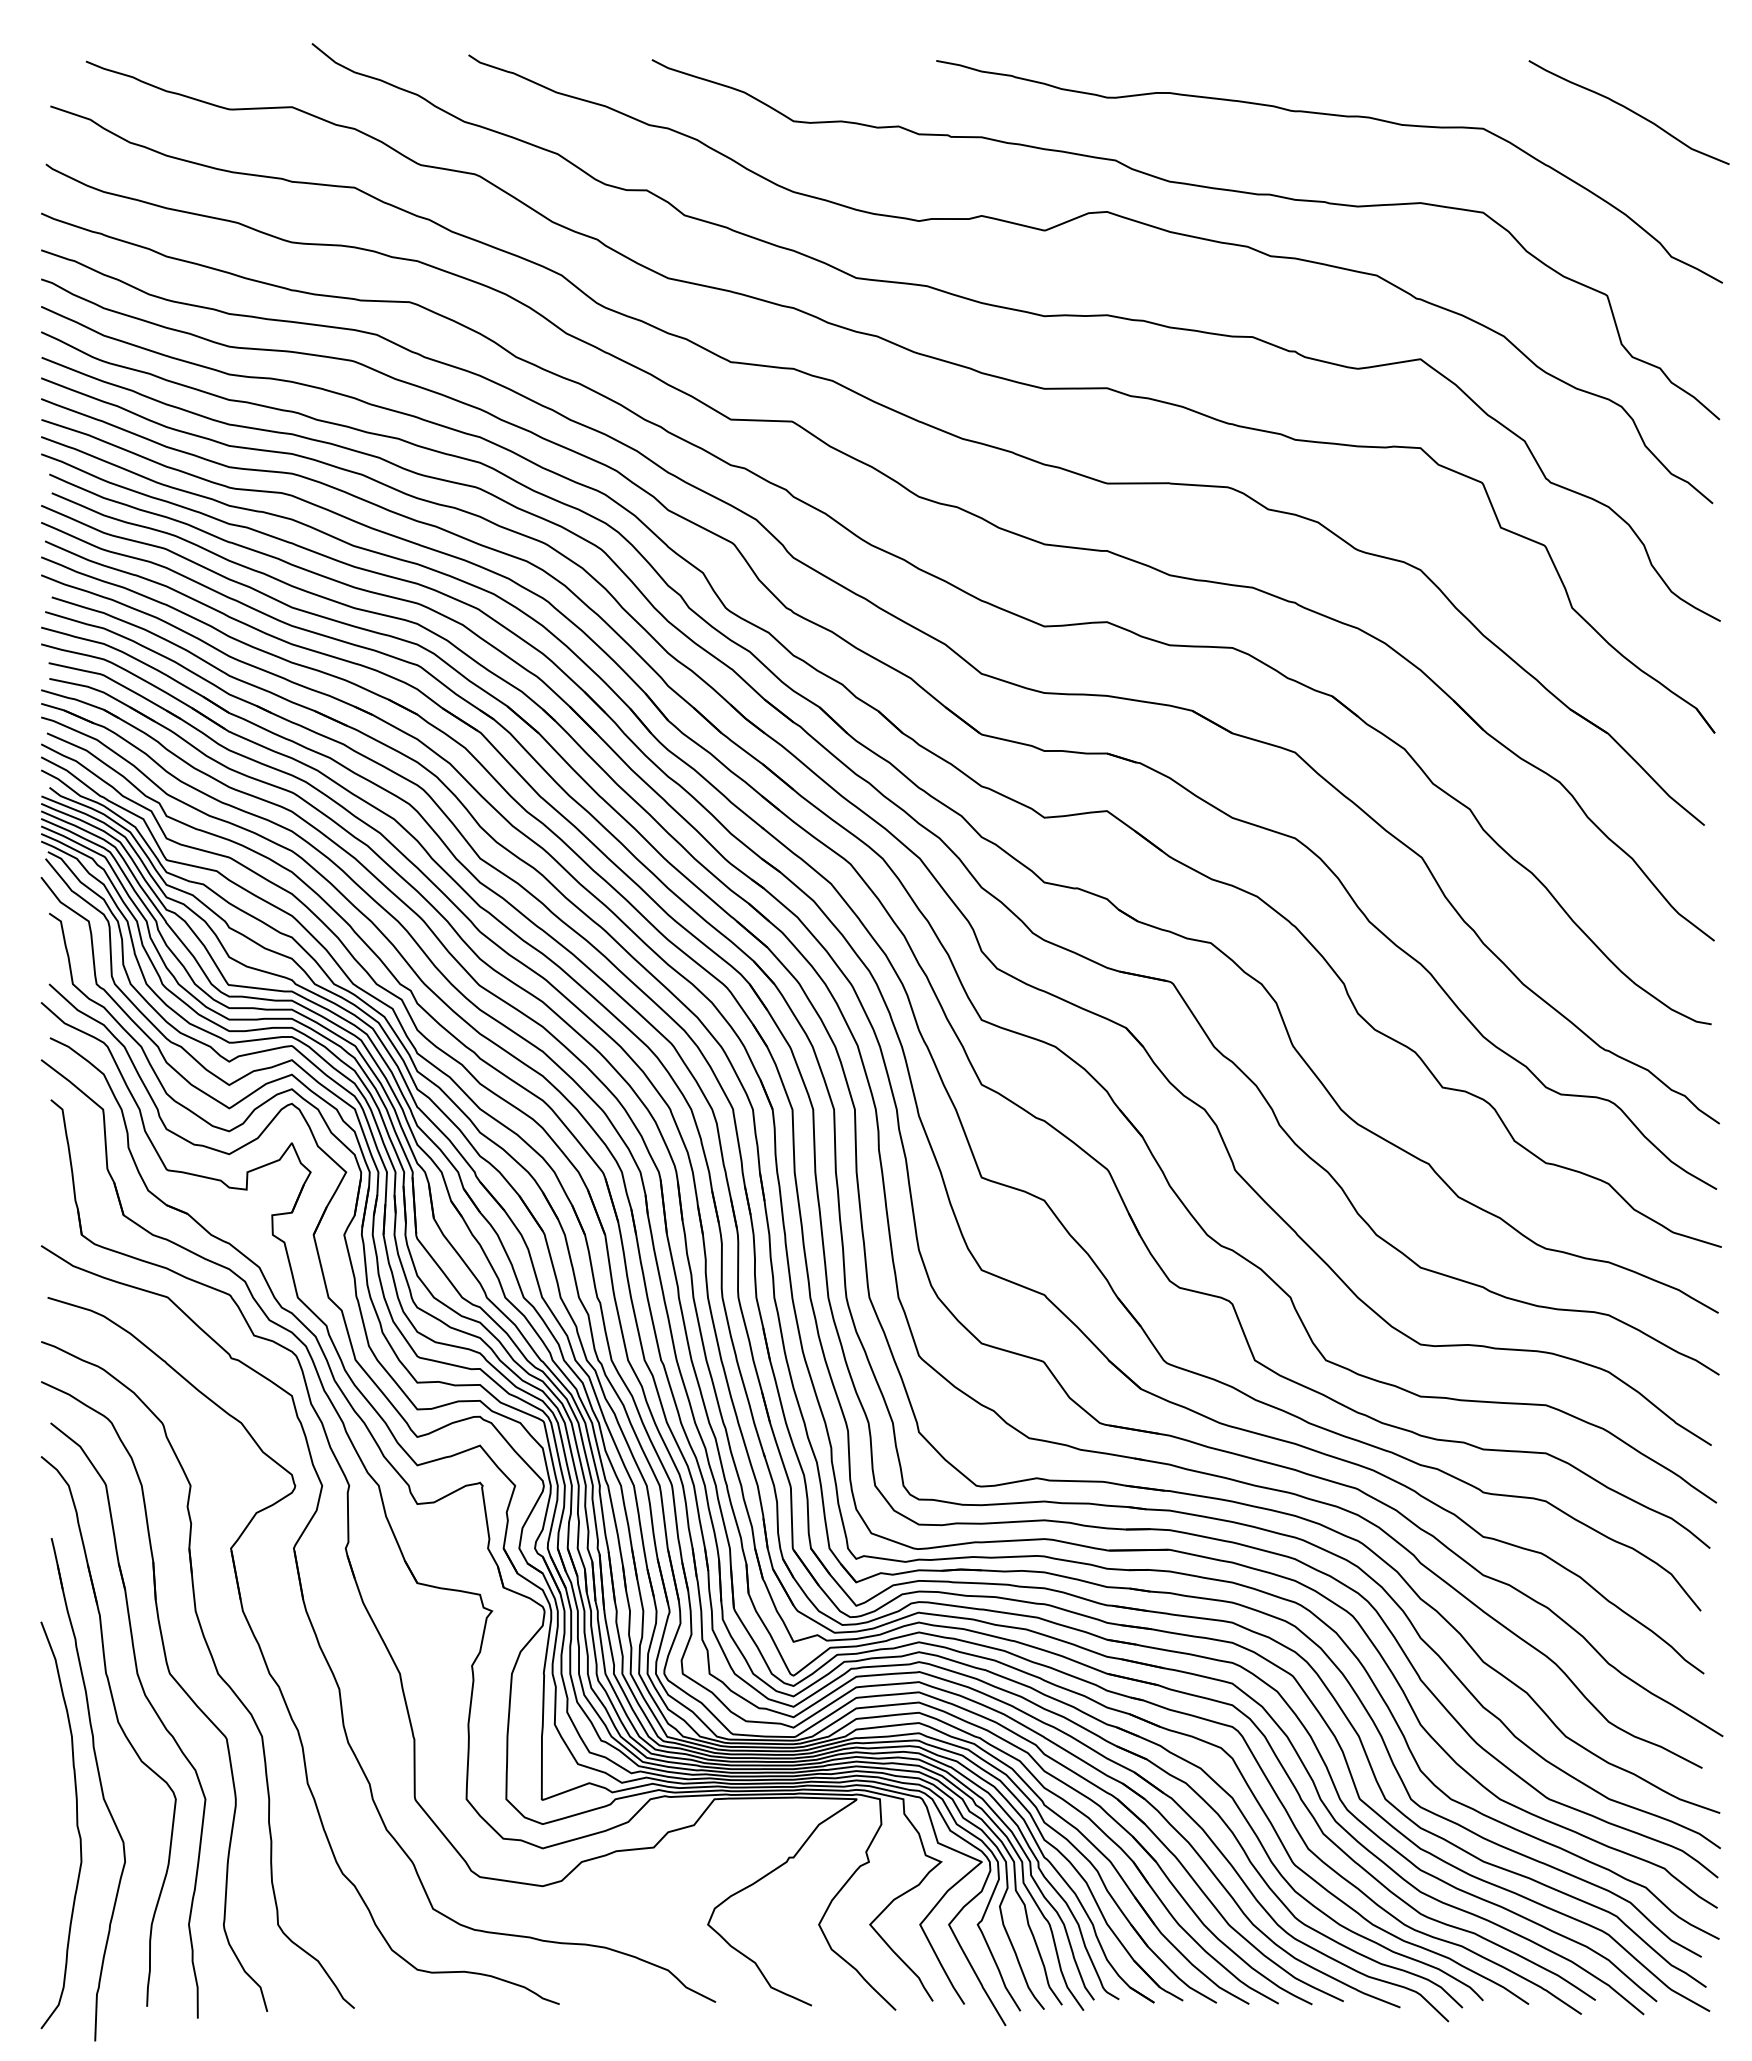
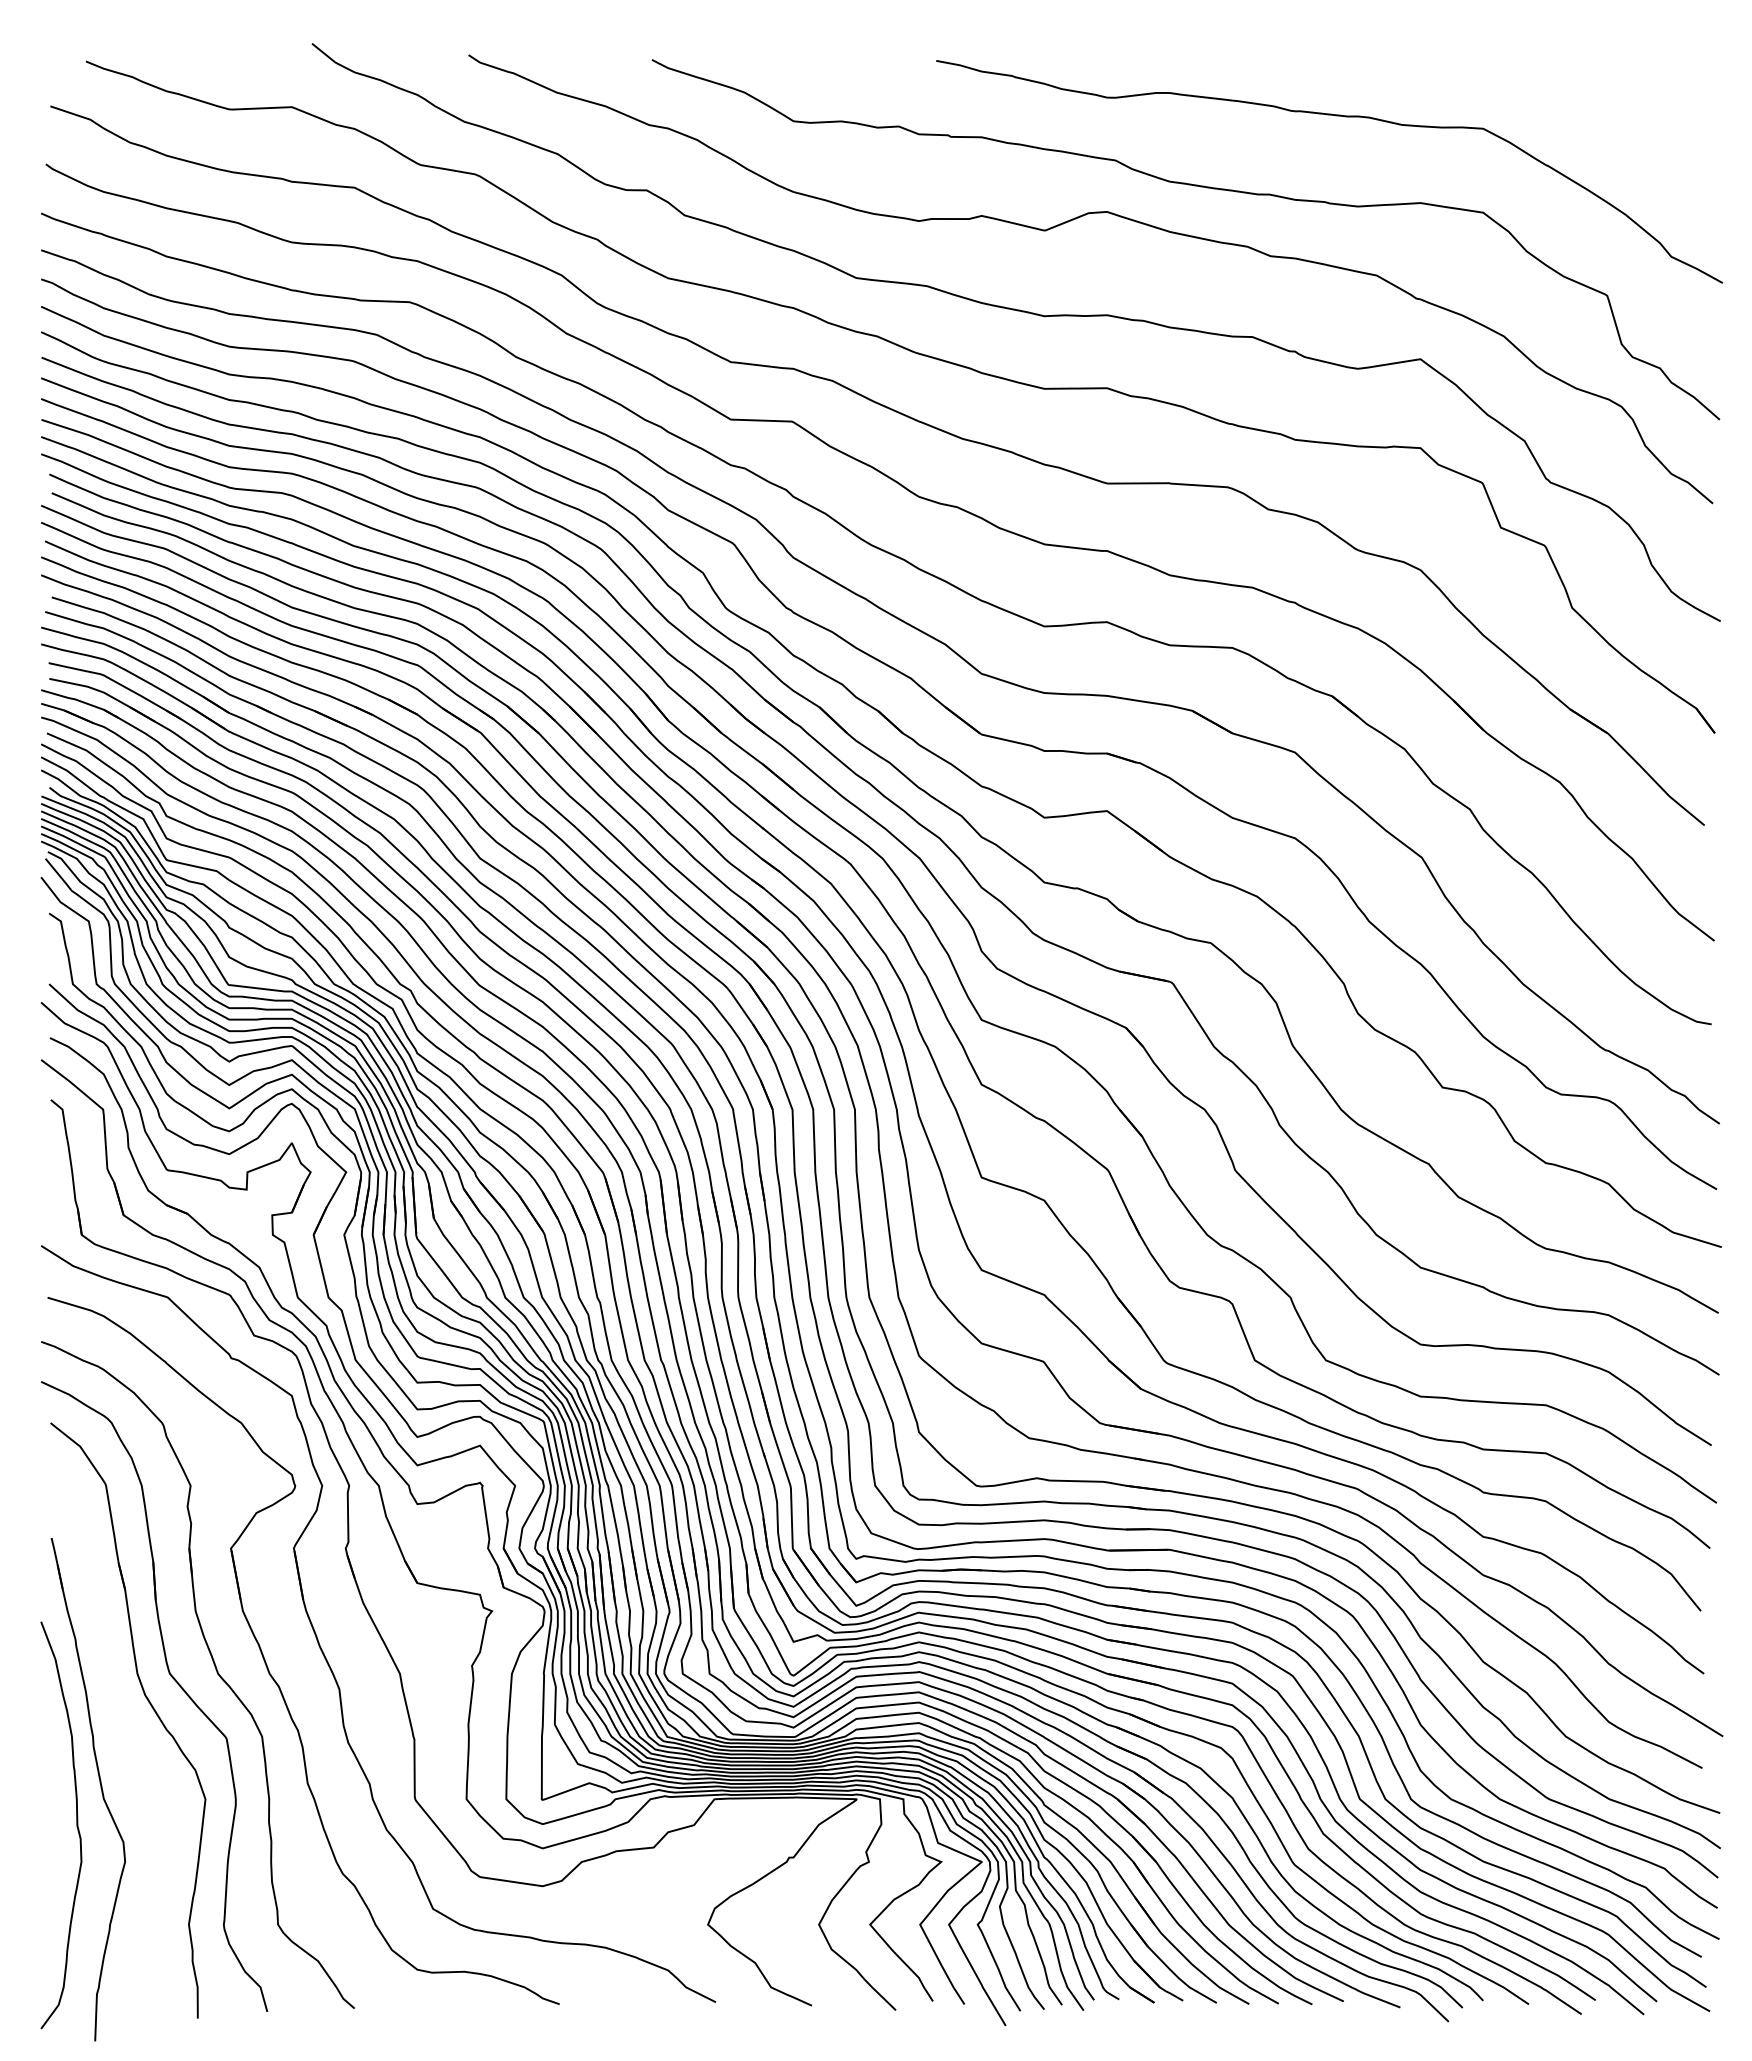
curve: present -> none (1628, 110)
part: present -> none (119, 1726)
